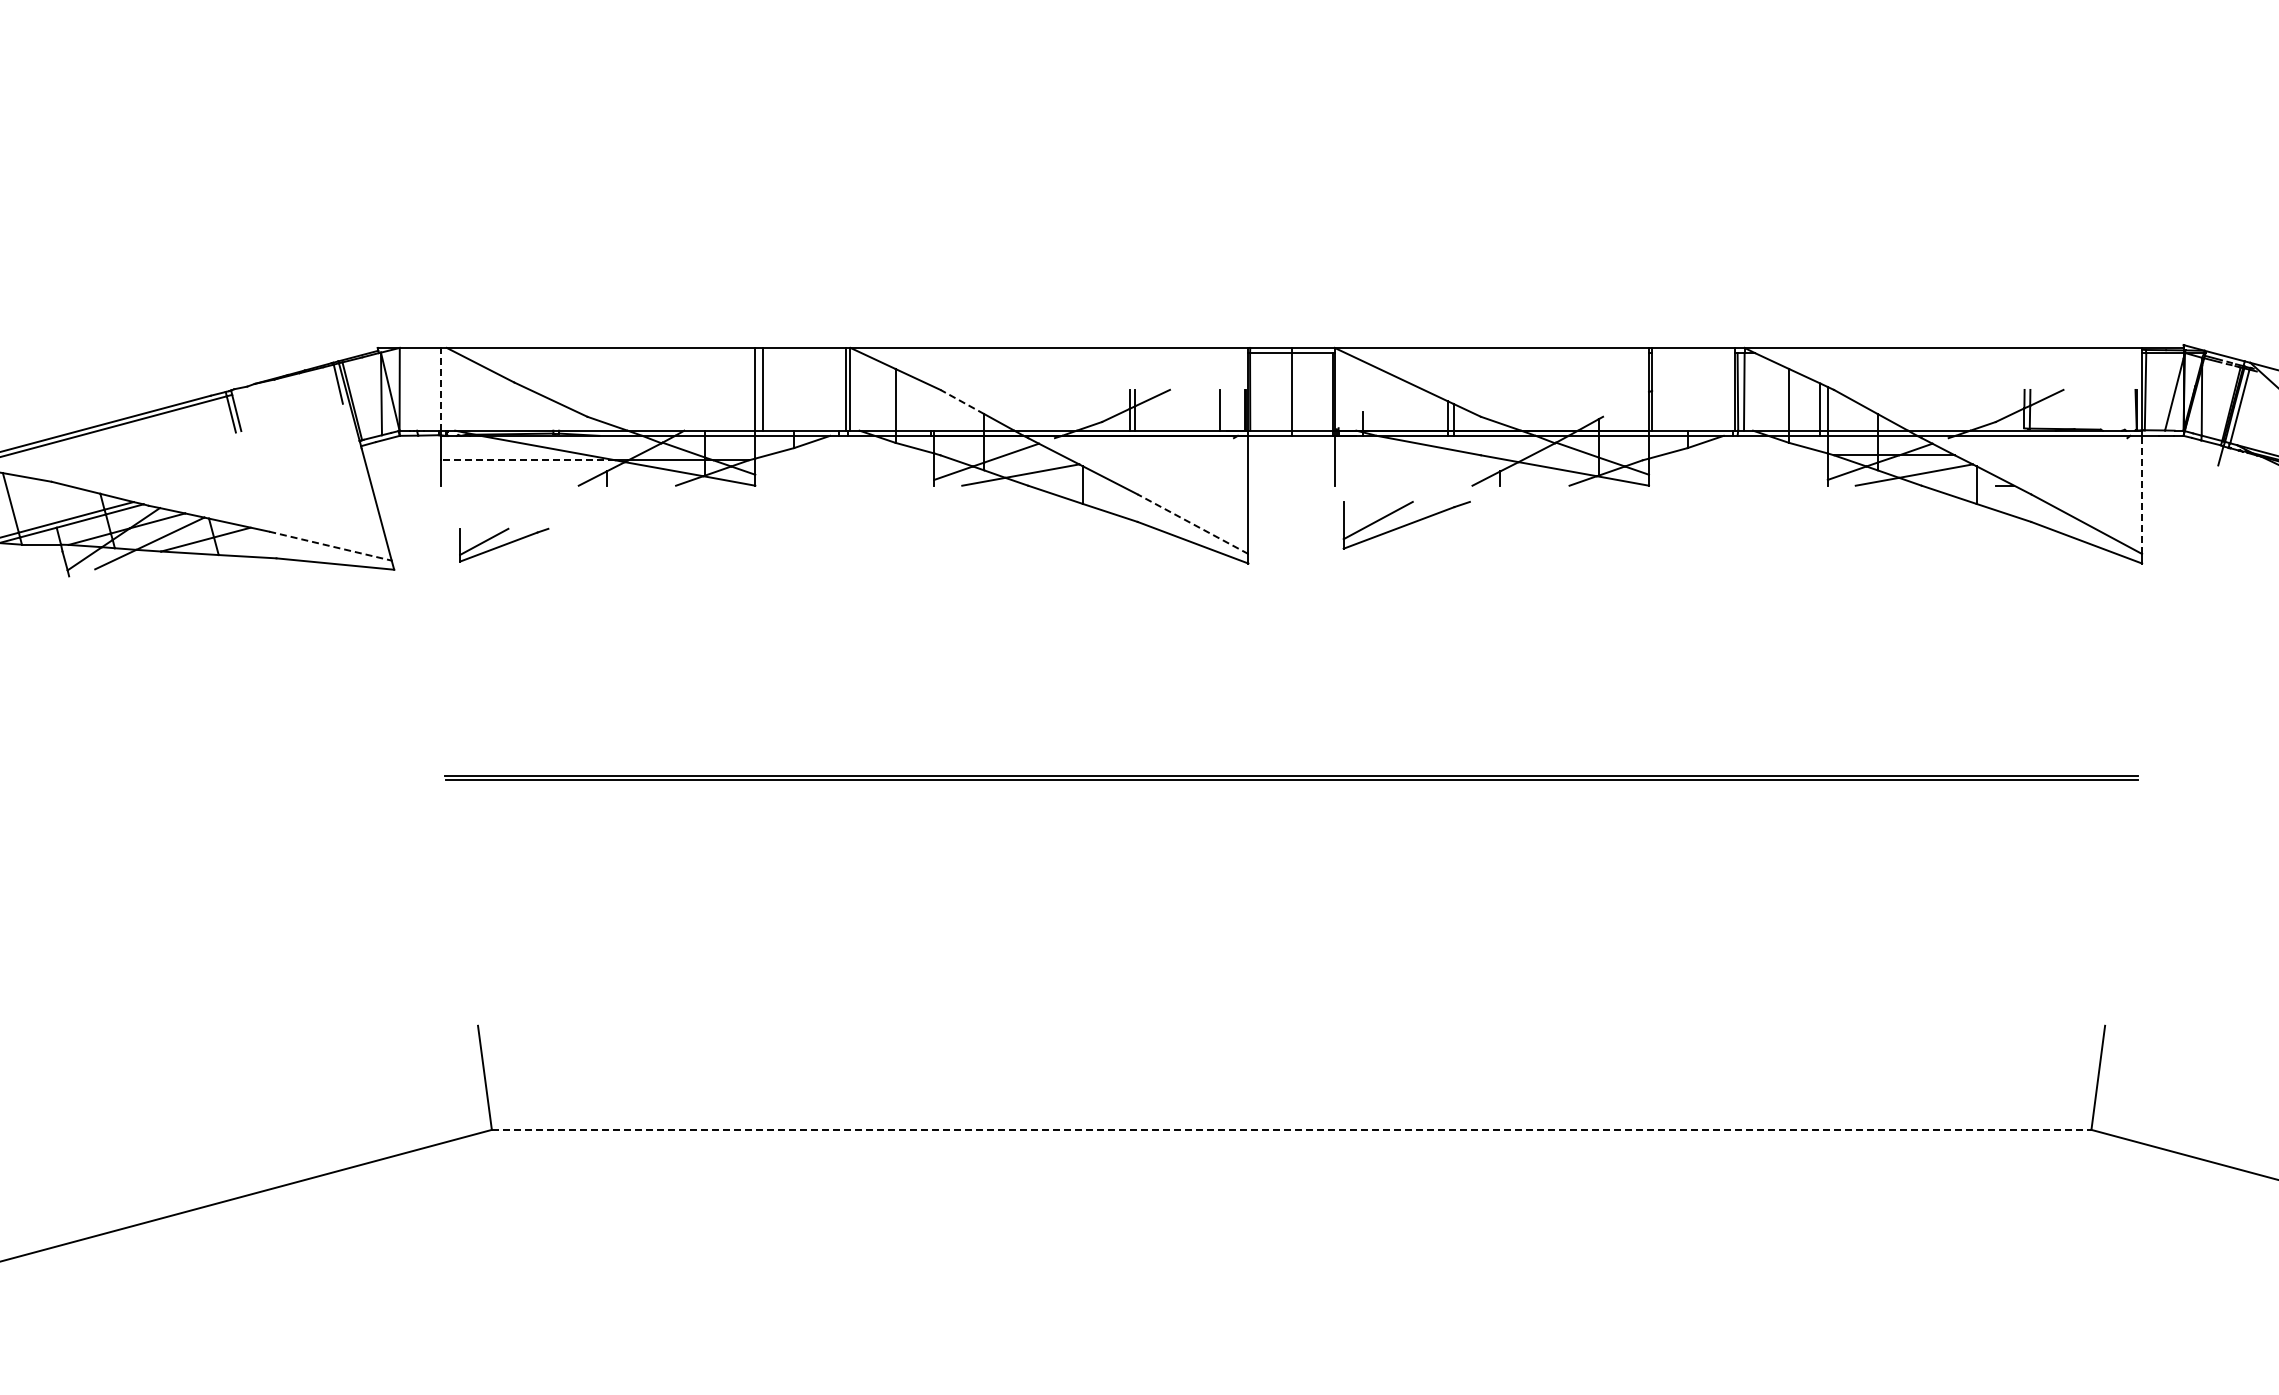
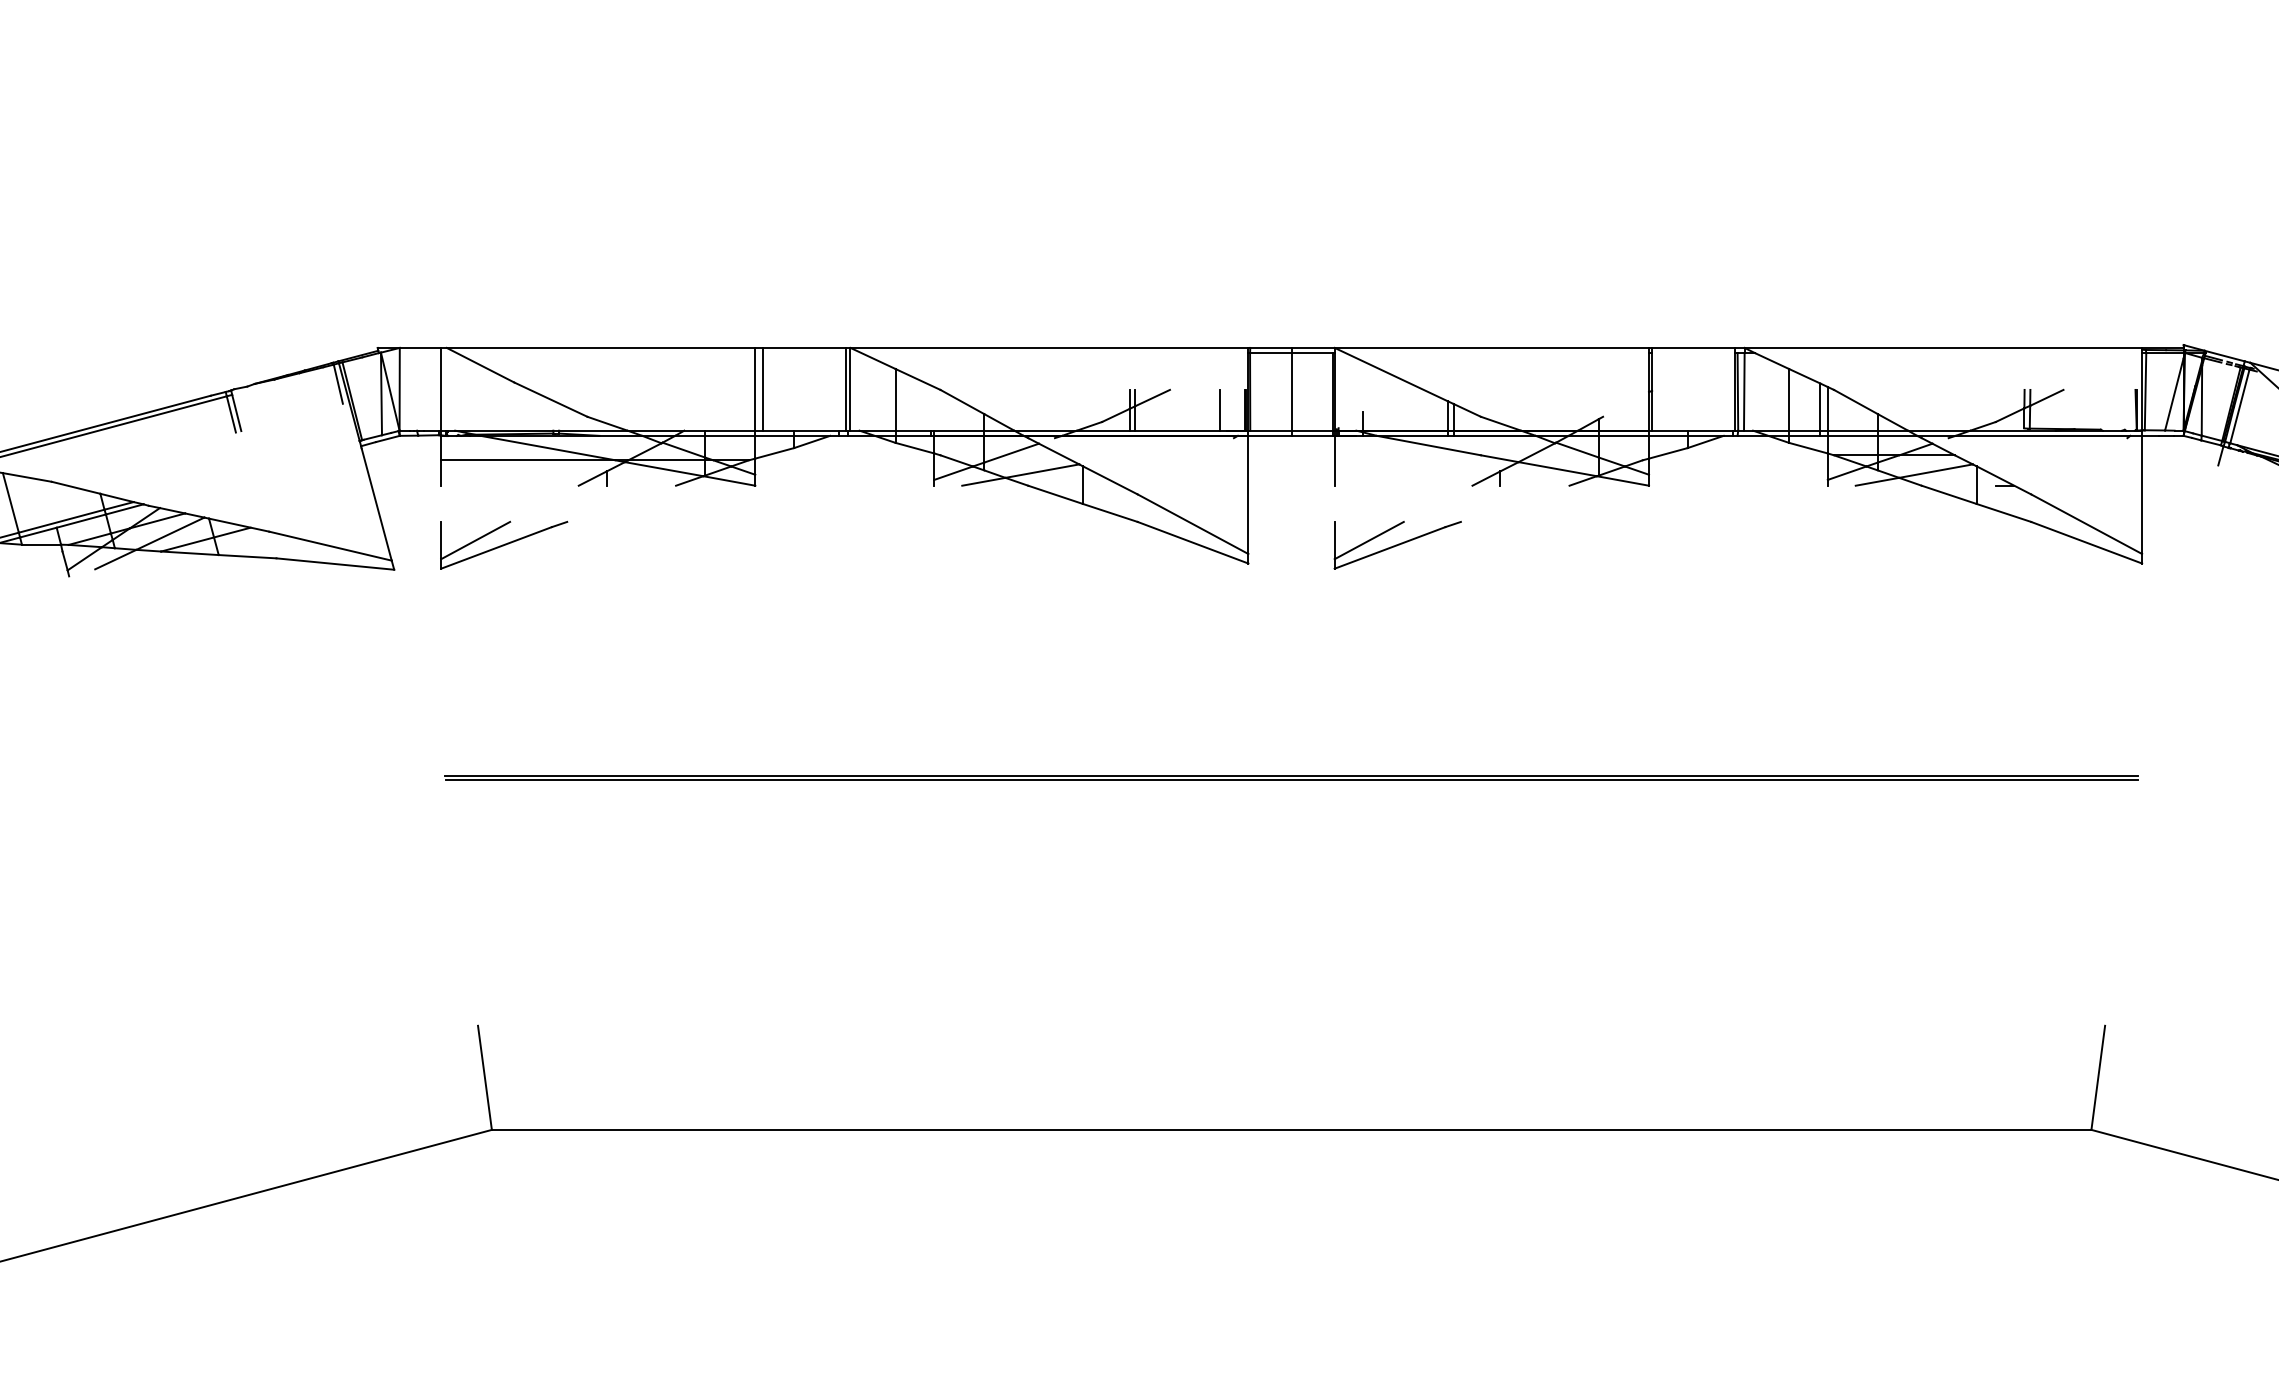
line: dashed -> solid (441, 388)
line: dashed -> solid (962, 401)
line: dashed -> solid (527, 460)
line: dashed -> solid (2142, 494)
line: dashed -> solid (1193, 524)
part position: (1406, 525) -> (1397, 545) (1397, 545)
part size: 91x36 px -> 129x50 px (504, 544)
line: dashed -> solid (330, 546)
line: dashed -> solid (1291, 1129)
